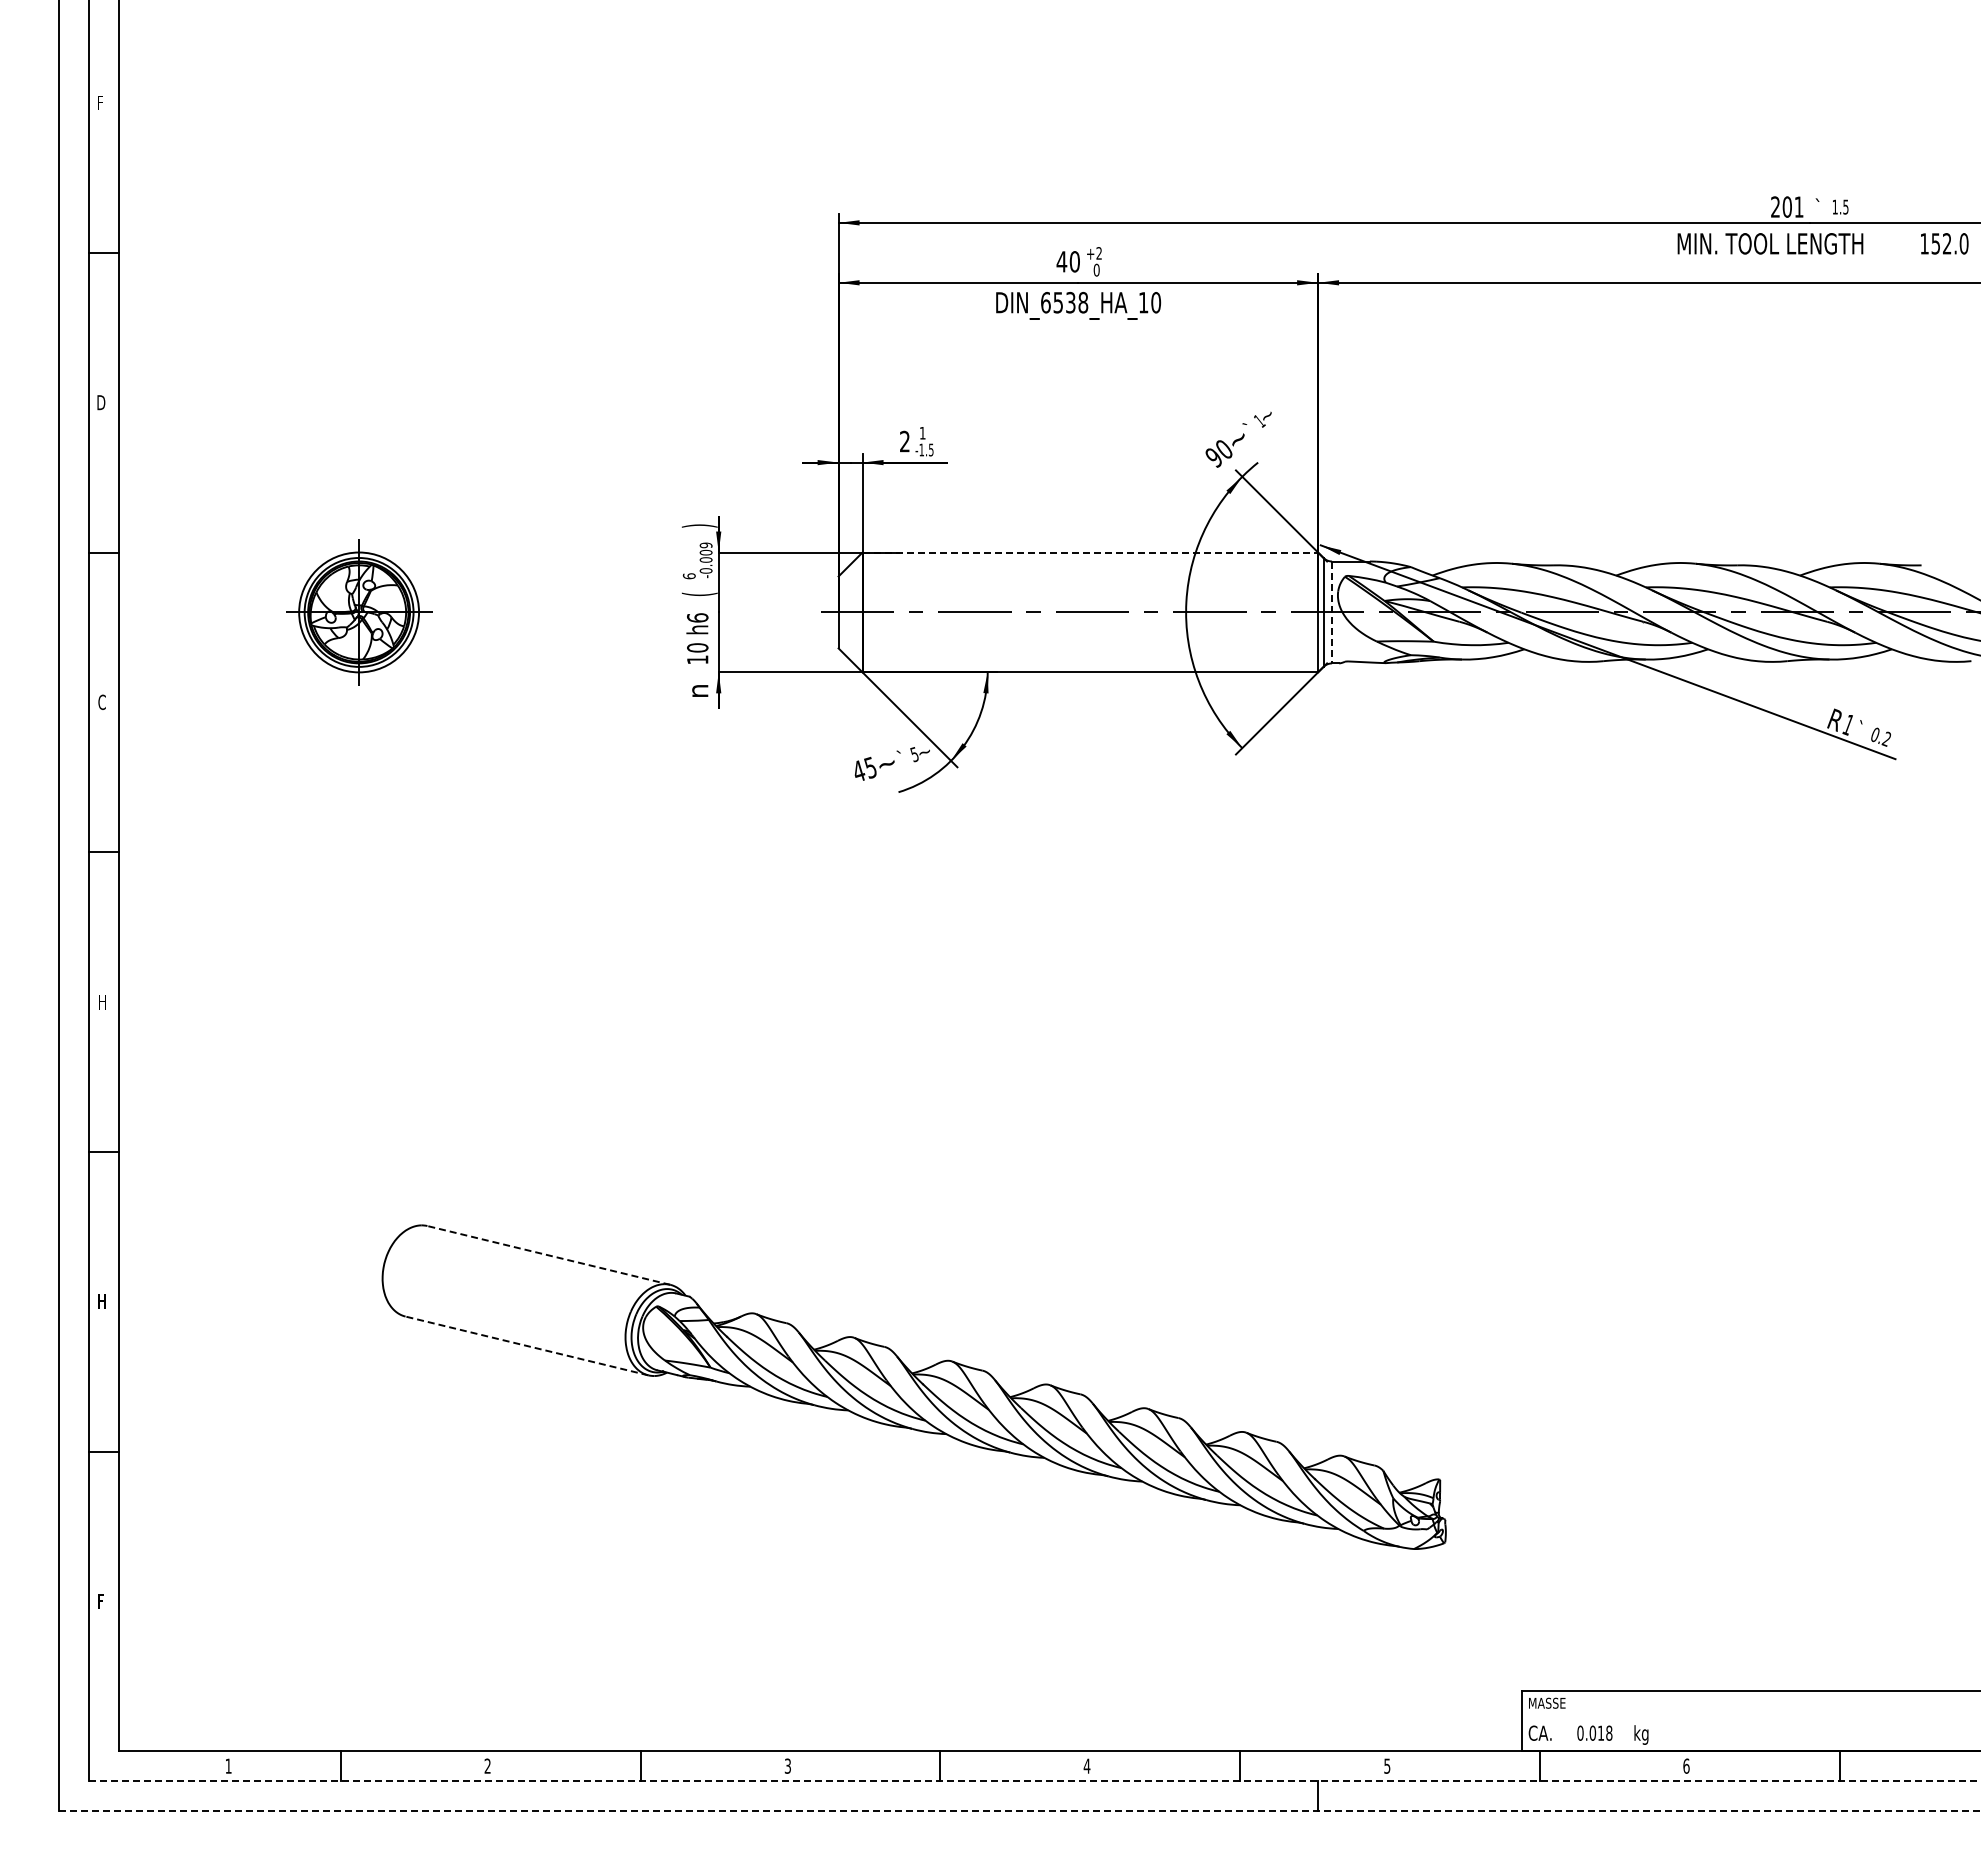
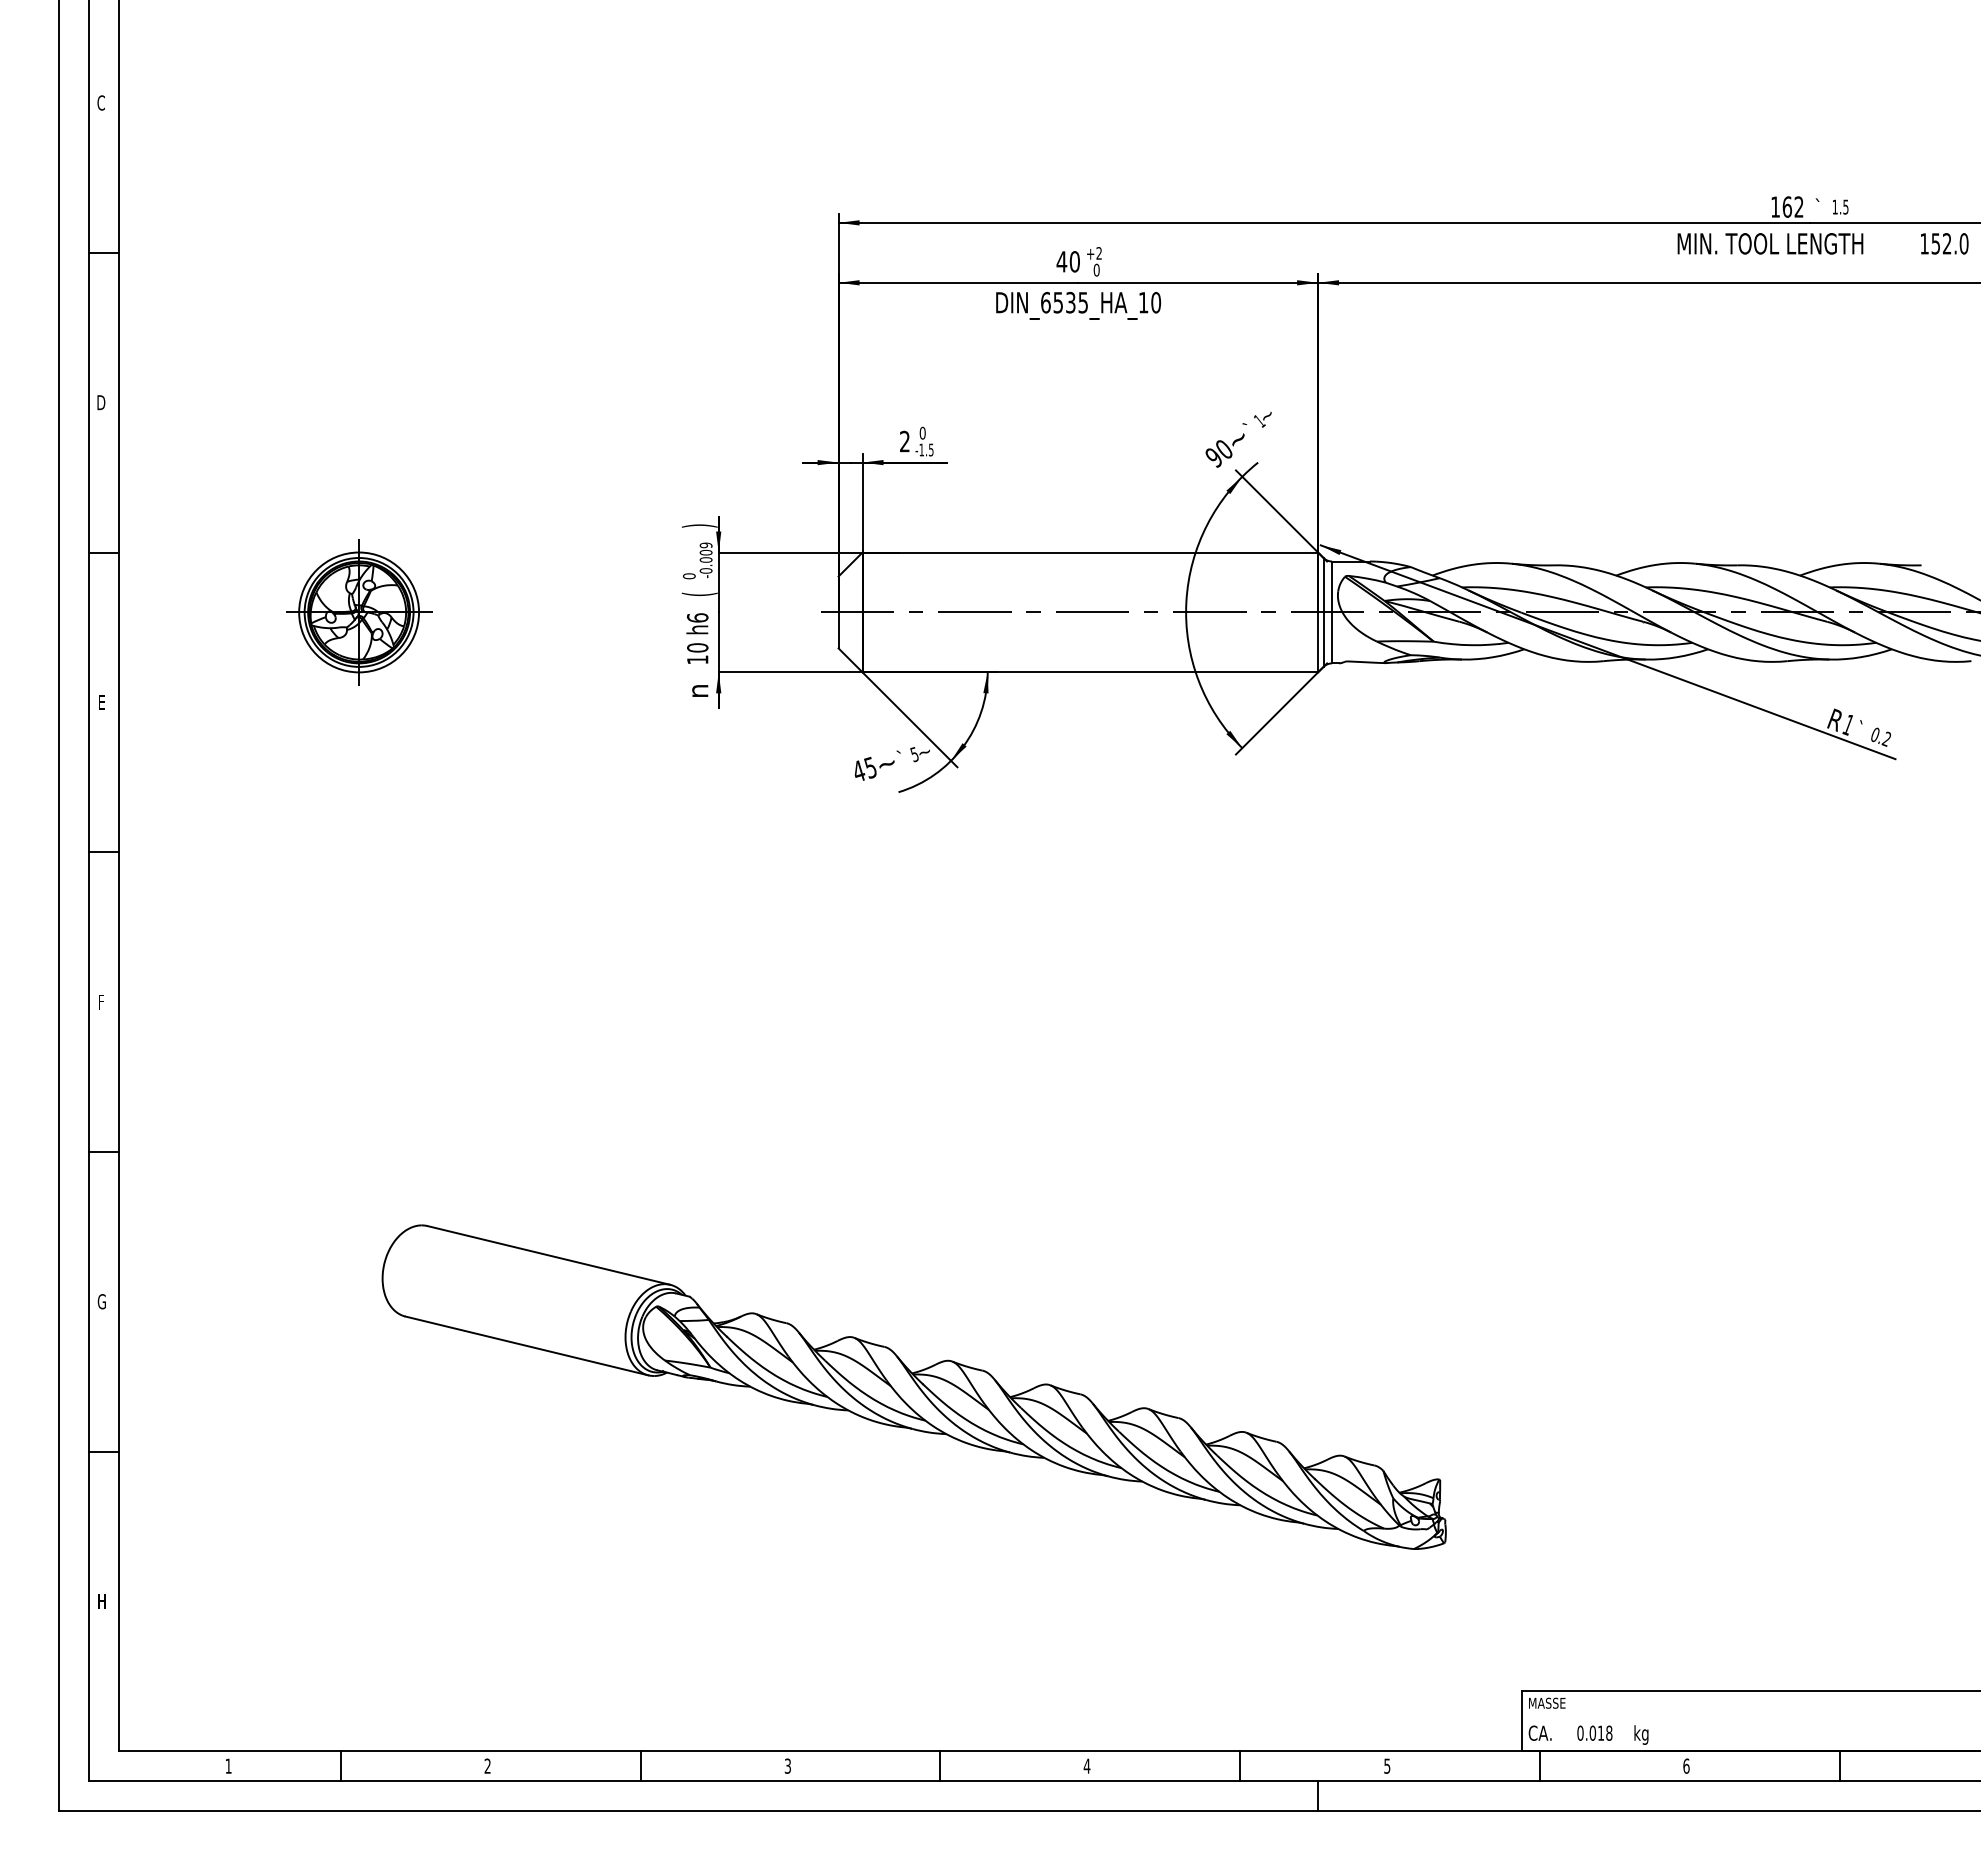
text: F -> C (100, 102)
text: 201 -> 162 (1787, 206)
text: DIN_6538_HA_10 -> DIN_6535_HA_10 (1083, 302)
text: 1 -> 0 (922, 432)
line: dashed -> solid (1090, 552)
text: 6 -> 0 (688, 575)
line: dashed -> solid (1332, 612)
text: C -> E (101, 701)
text: H -> F (102, 1002)
line: dashed -> solid (548, 1255)
text: H -> G (101, 1301)
line: dashed -> solid (526, 1345)
text: F -> H (102, 1601)
line: dashed -> solid (1035, 1781)
line: dashed -> solid (1020, 1811)
